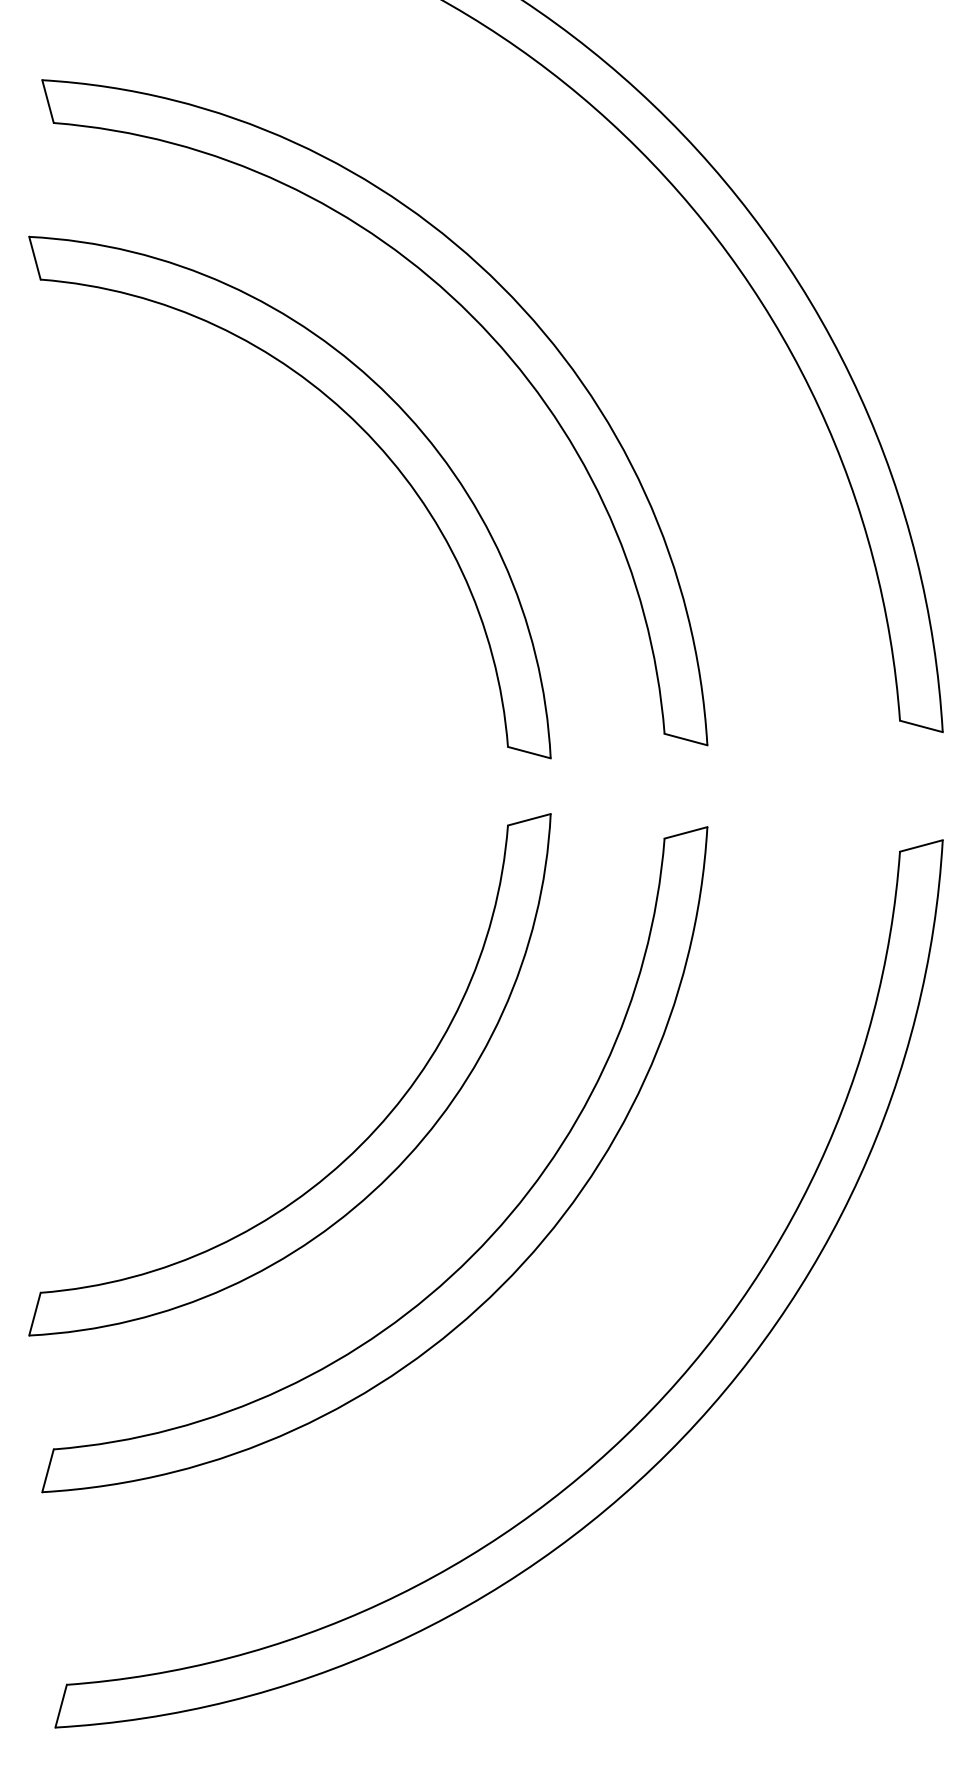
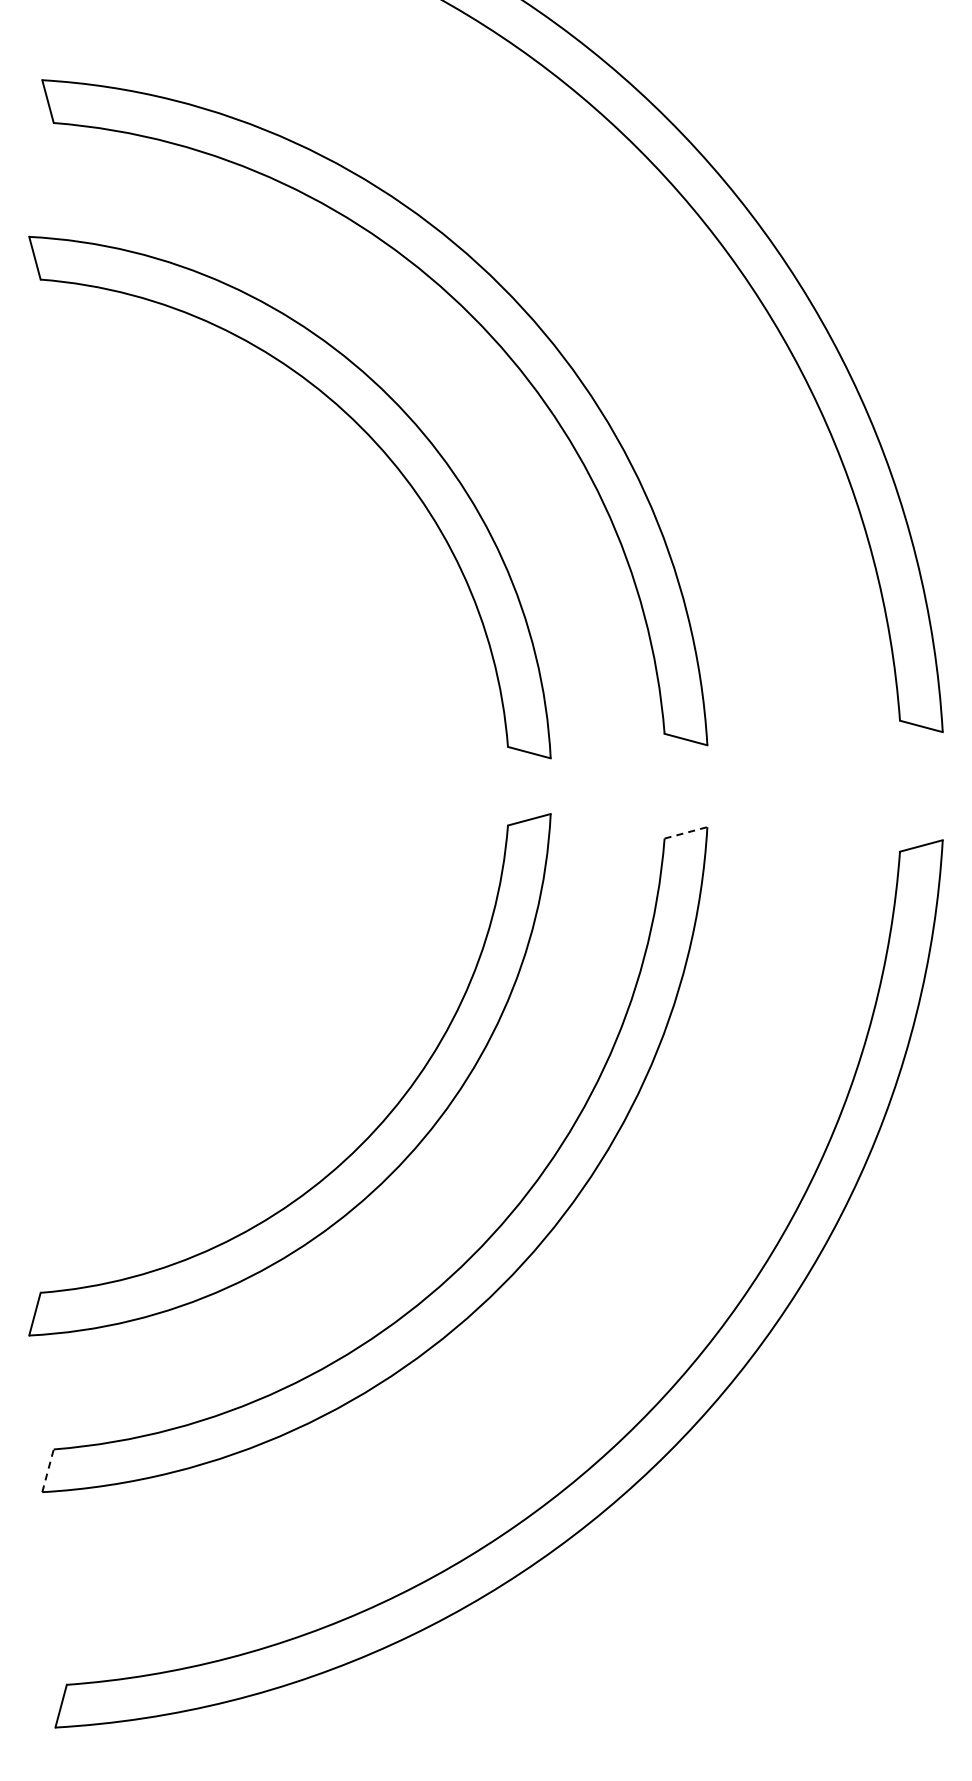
line: solid -> dashed (686, 832)
line: solid -> dashed (48, 1470)
